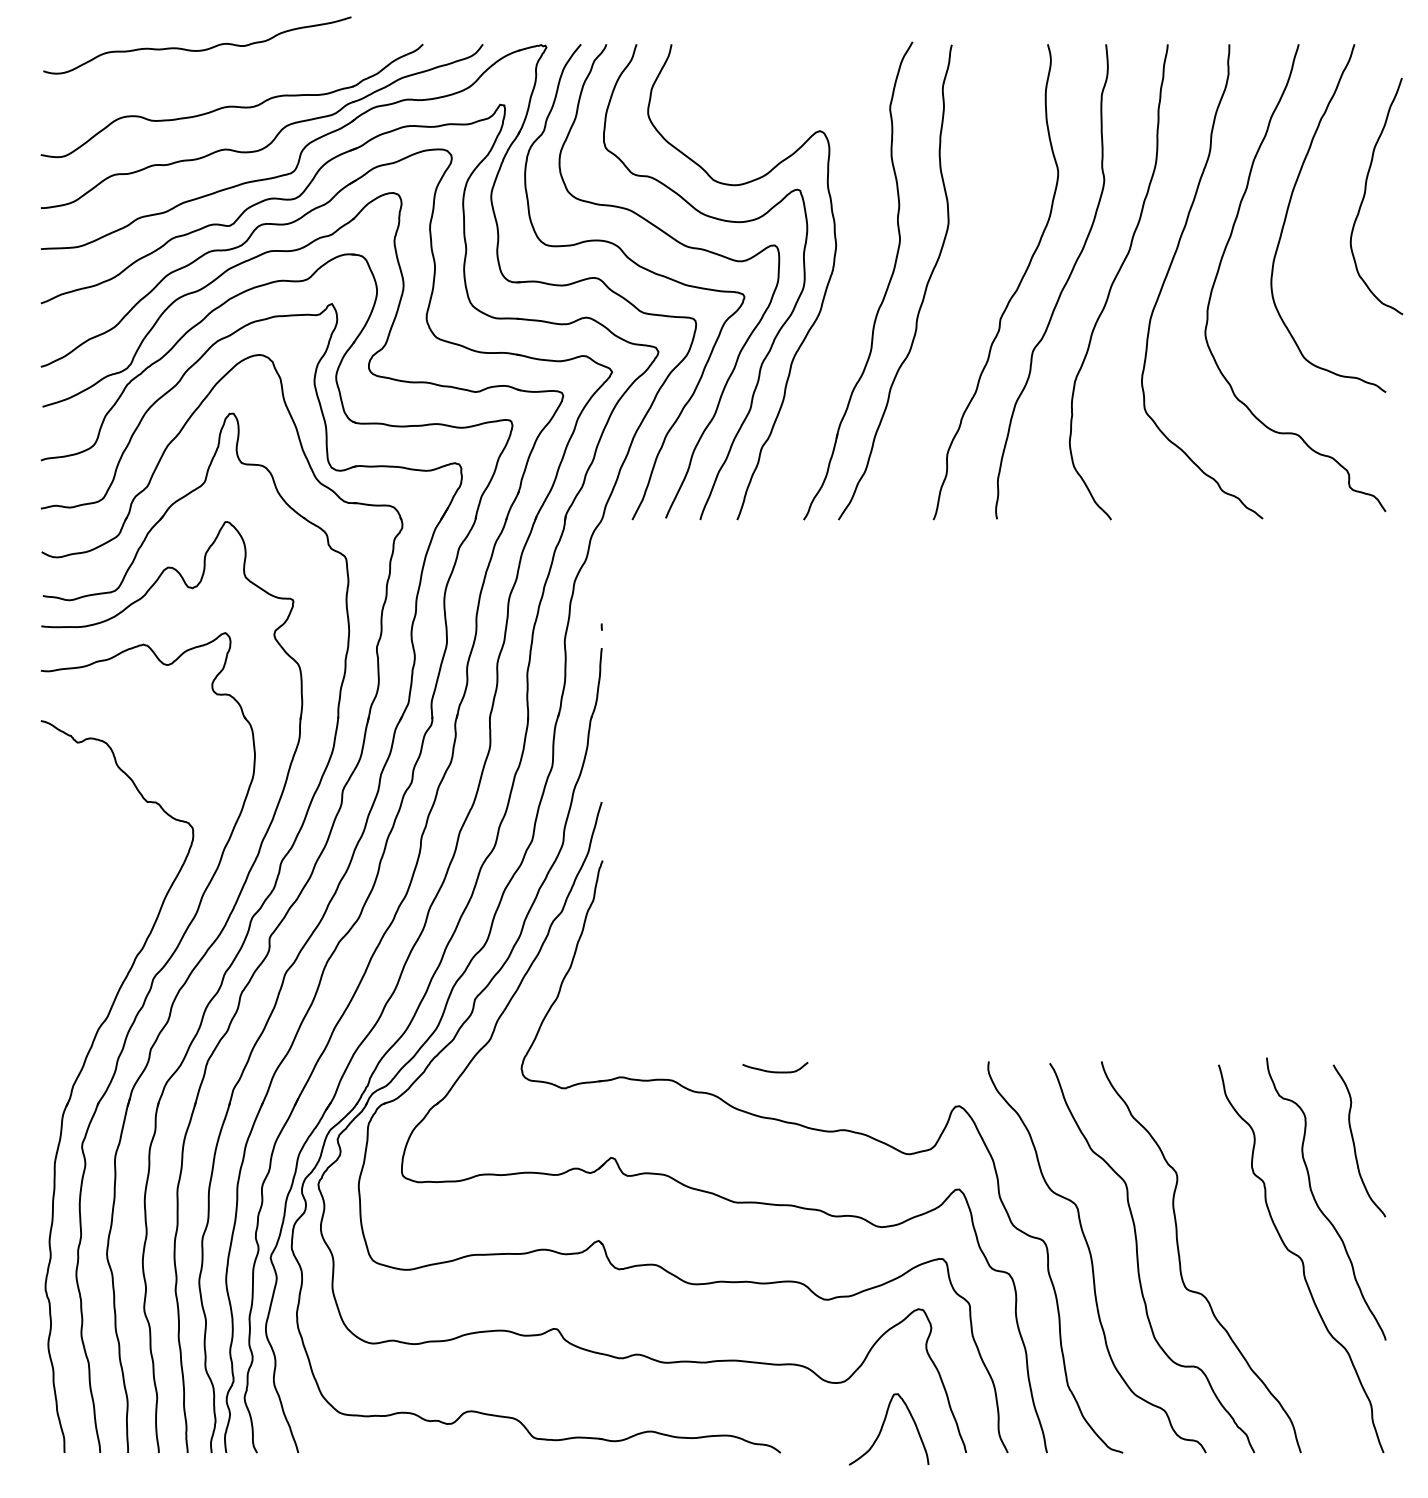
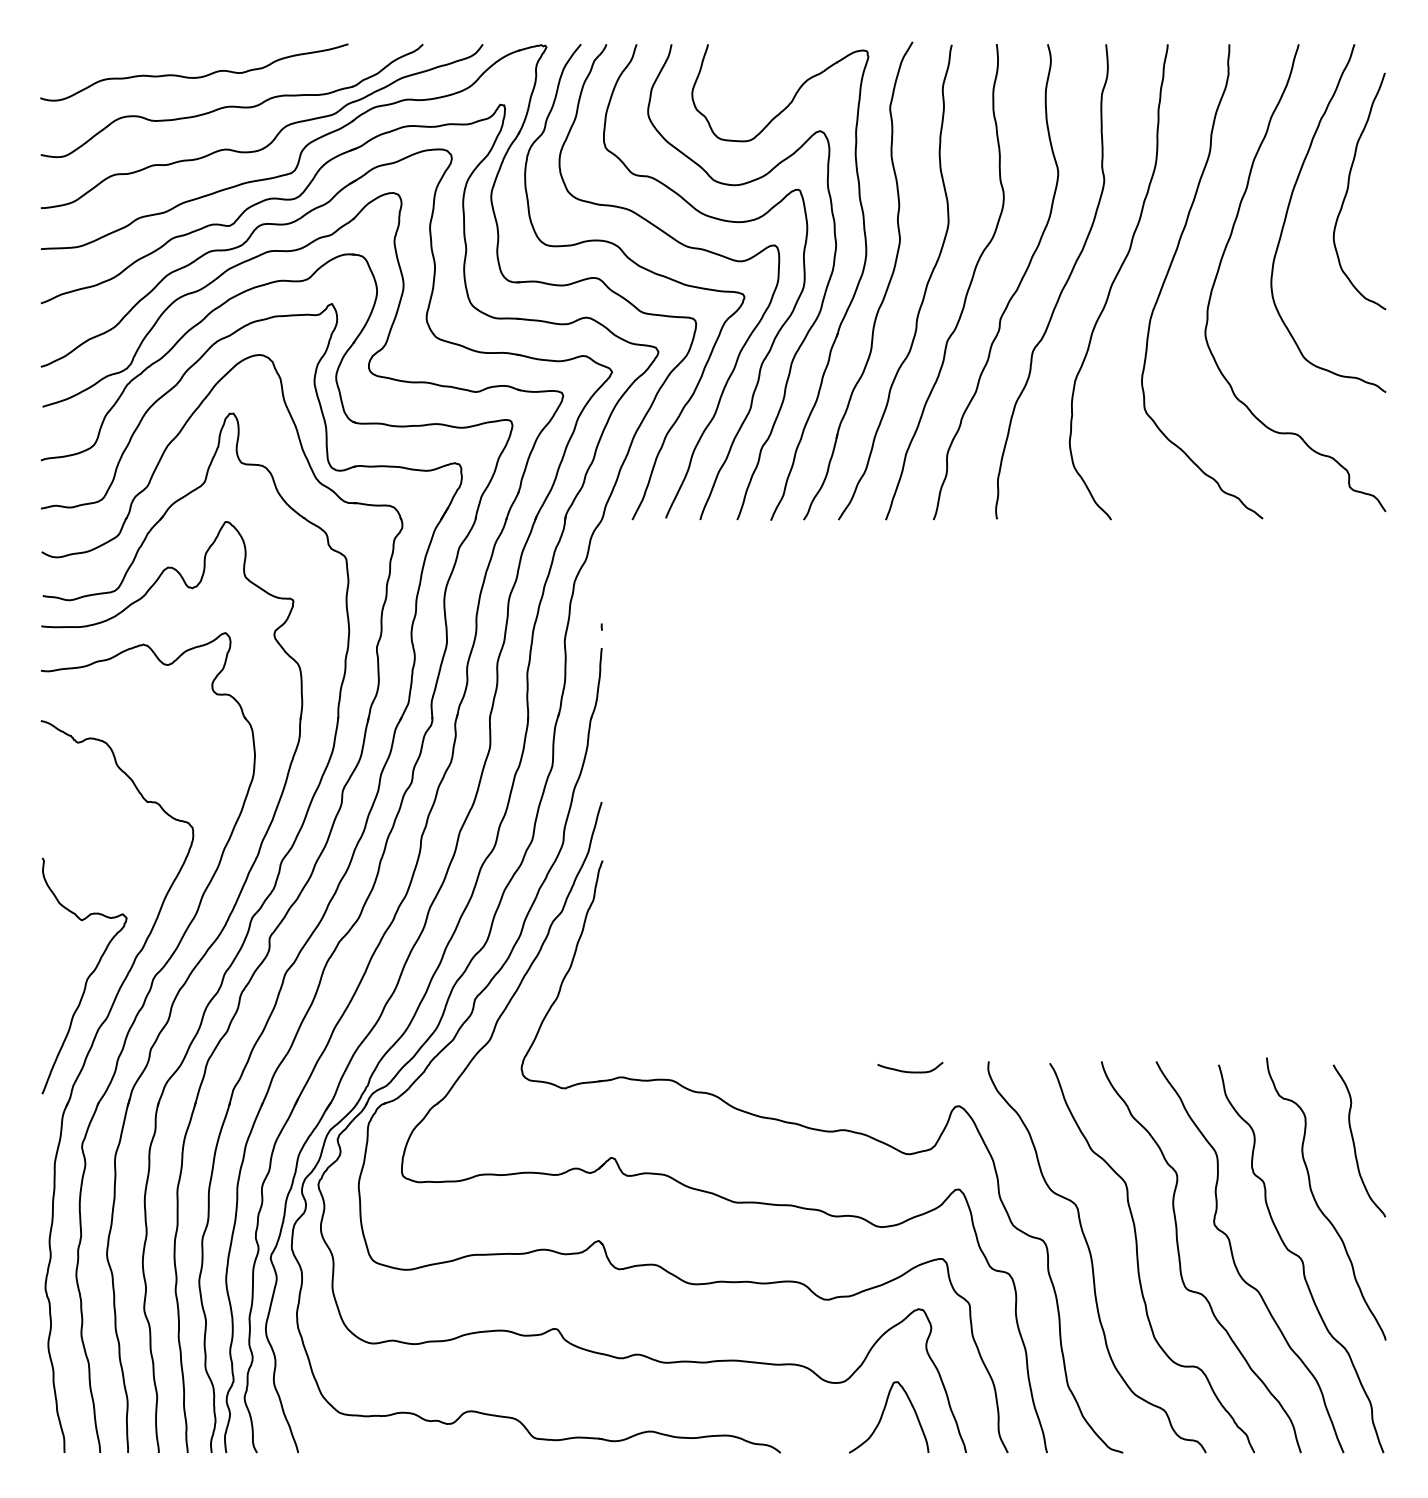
curve position: (199, 49) -> (196, 76) (196, 76)
curve position: (1365, 195) -> (1348, 190) (1348, 190)
curve: none -> present (966, 291)
part: none -> present (845, 311)
curve: none -> present (87, 977)
curve position: (775, 1071) -> (910, 1071) (910, 1071)
curve: none -> present (1235, 1262)
curve position: (883, 1426) -> (883, 1414) (883, 1414)
